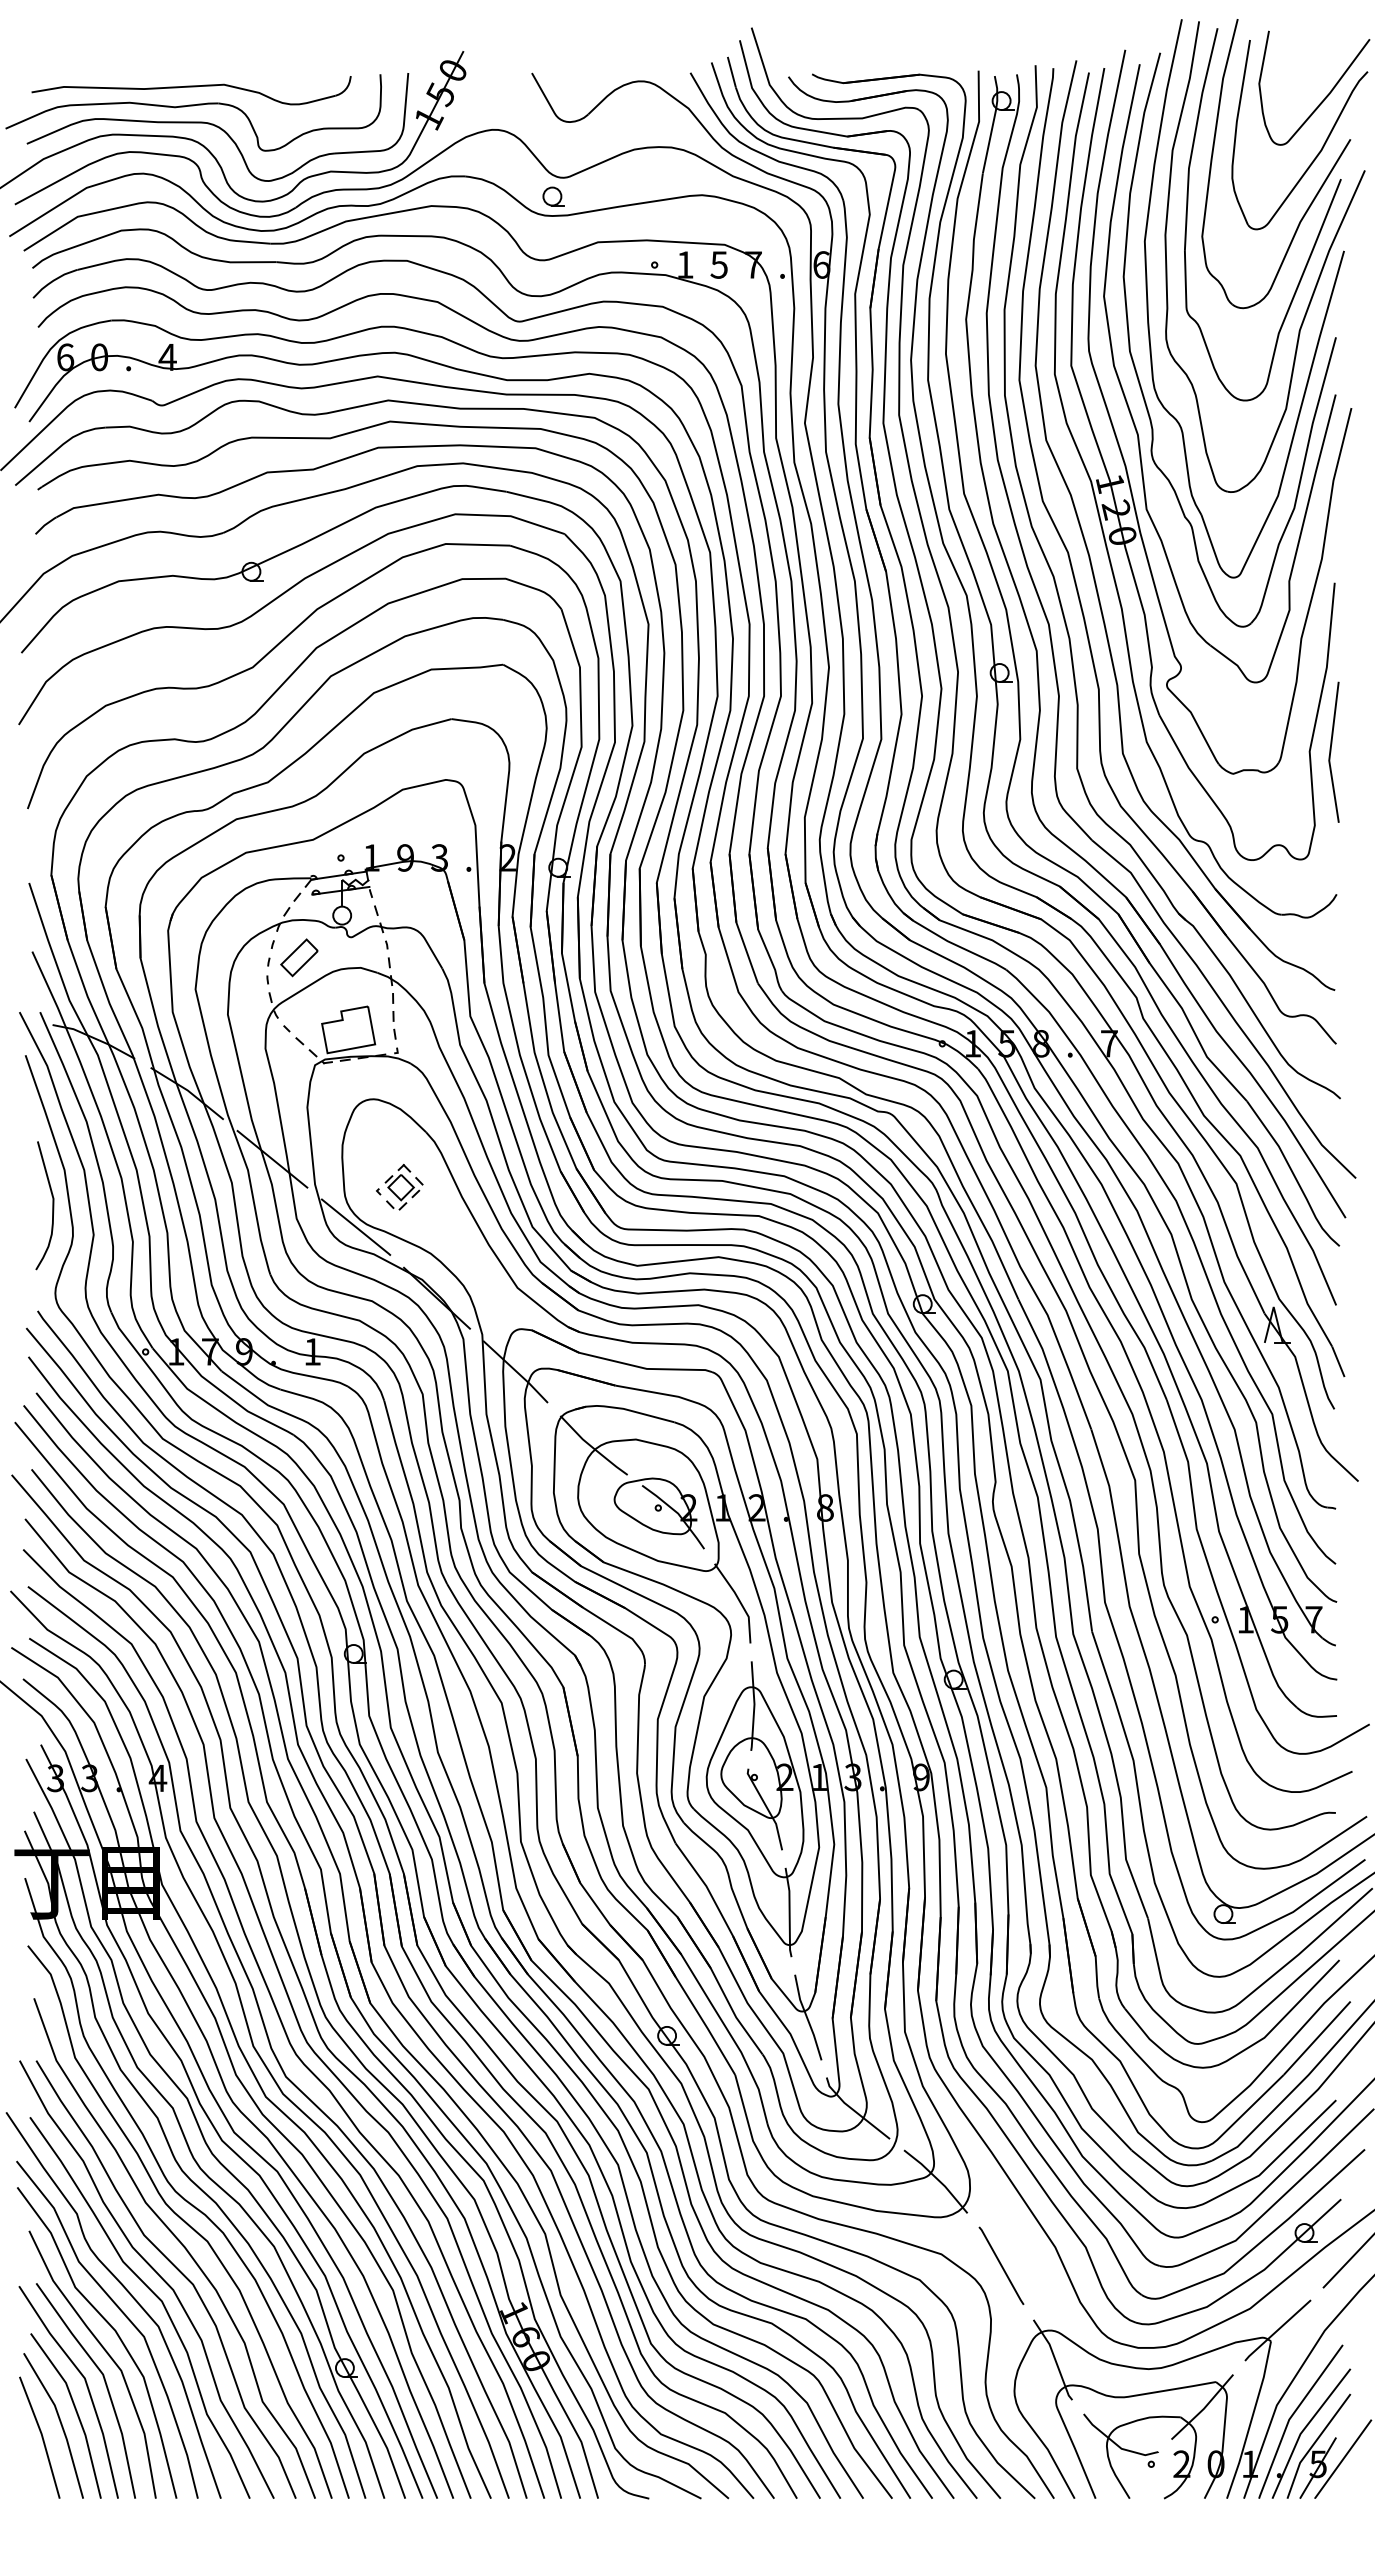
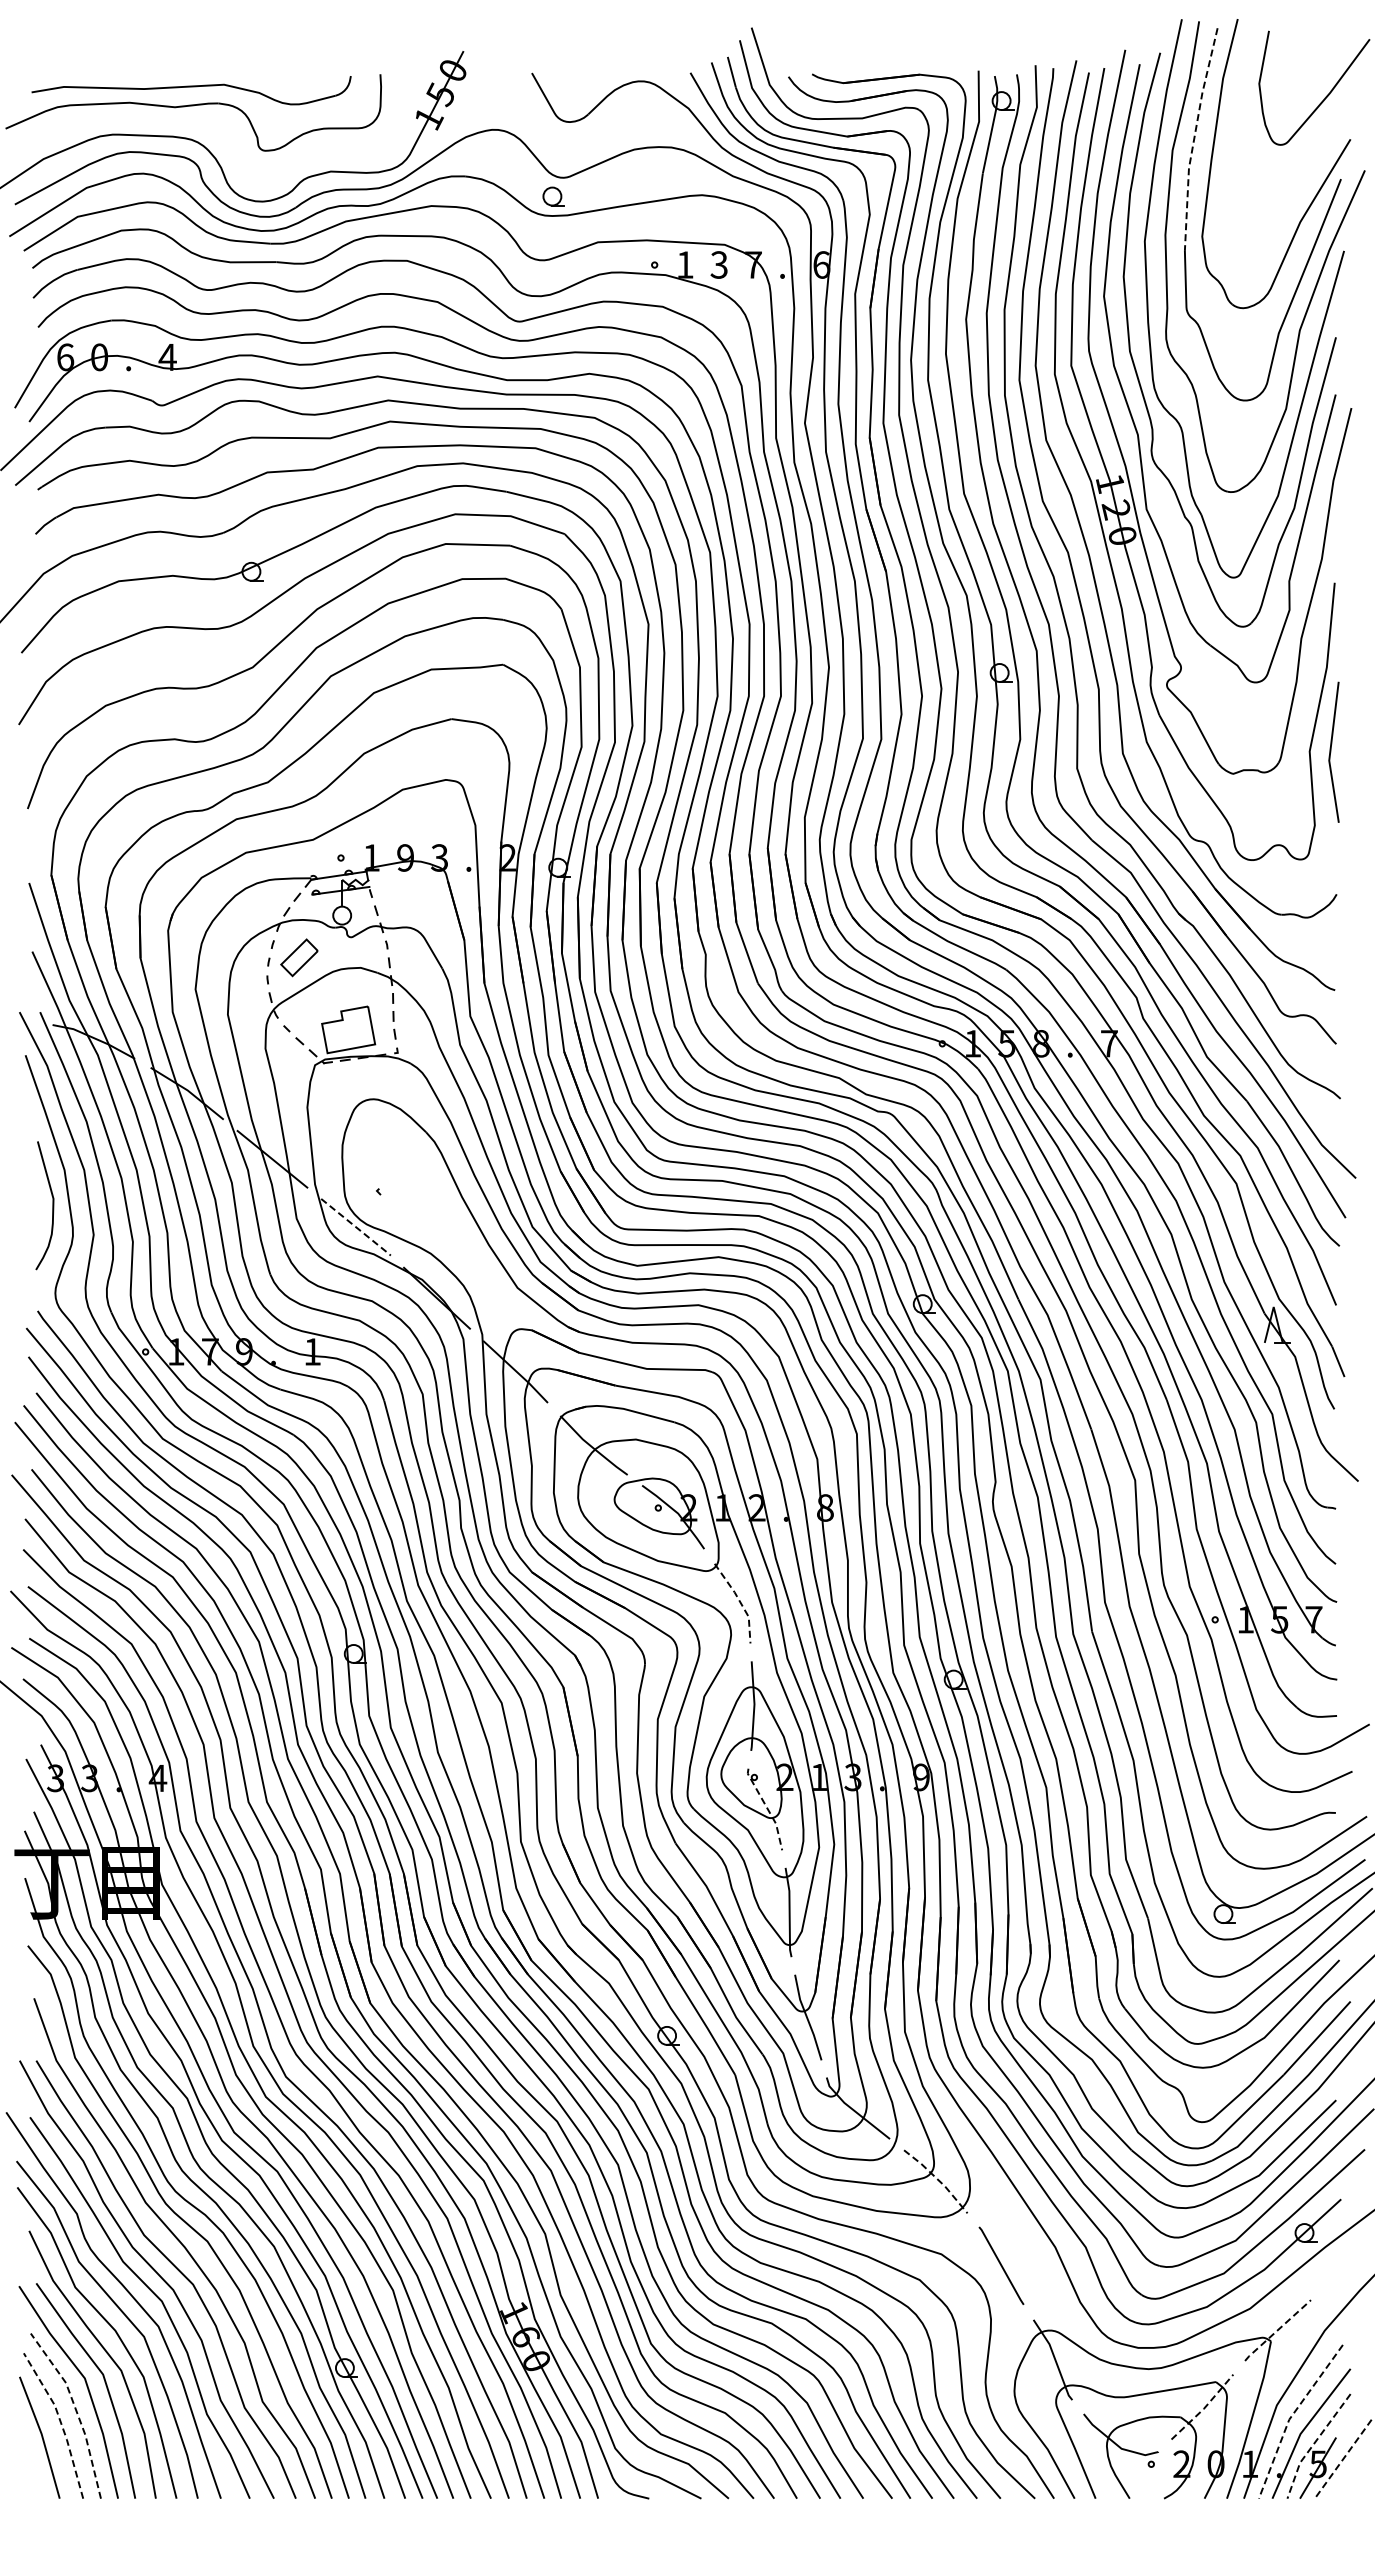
part: present -> none (217, 127)
line: solid -> dashed (1194, 139)
part: present -> none (1321, 147)
text: 5 -> 3 (718, 264)
part: present -> none (403, 1187)
line: solid -> dashed (356, 1227)
line: solid -> dashed (739, 1601)
line: solid -> dashed (767, 1809)
line: solid -> dashed (937, 2179)
line: present -> none (1347, 2261)
line: solid -> dashed (1277, 2330)
line: solid -> dashed (1203, 2408)
line: solid -> dashed (76, 2411)
line: solid -> dashed (1290, 2417)
line: solid -> dashed (61, 2422)
line: solid -> dashed (1313, 2444)
line: solid -> dashed (1342, 2459)
